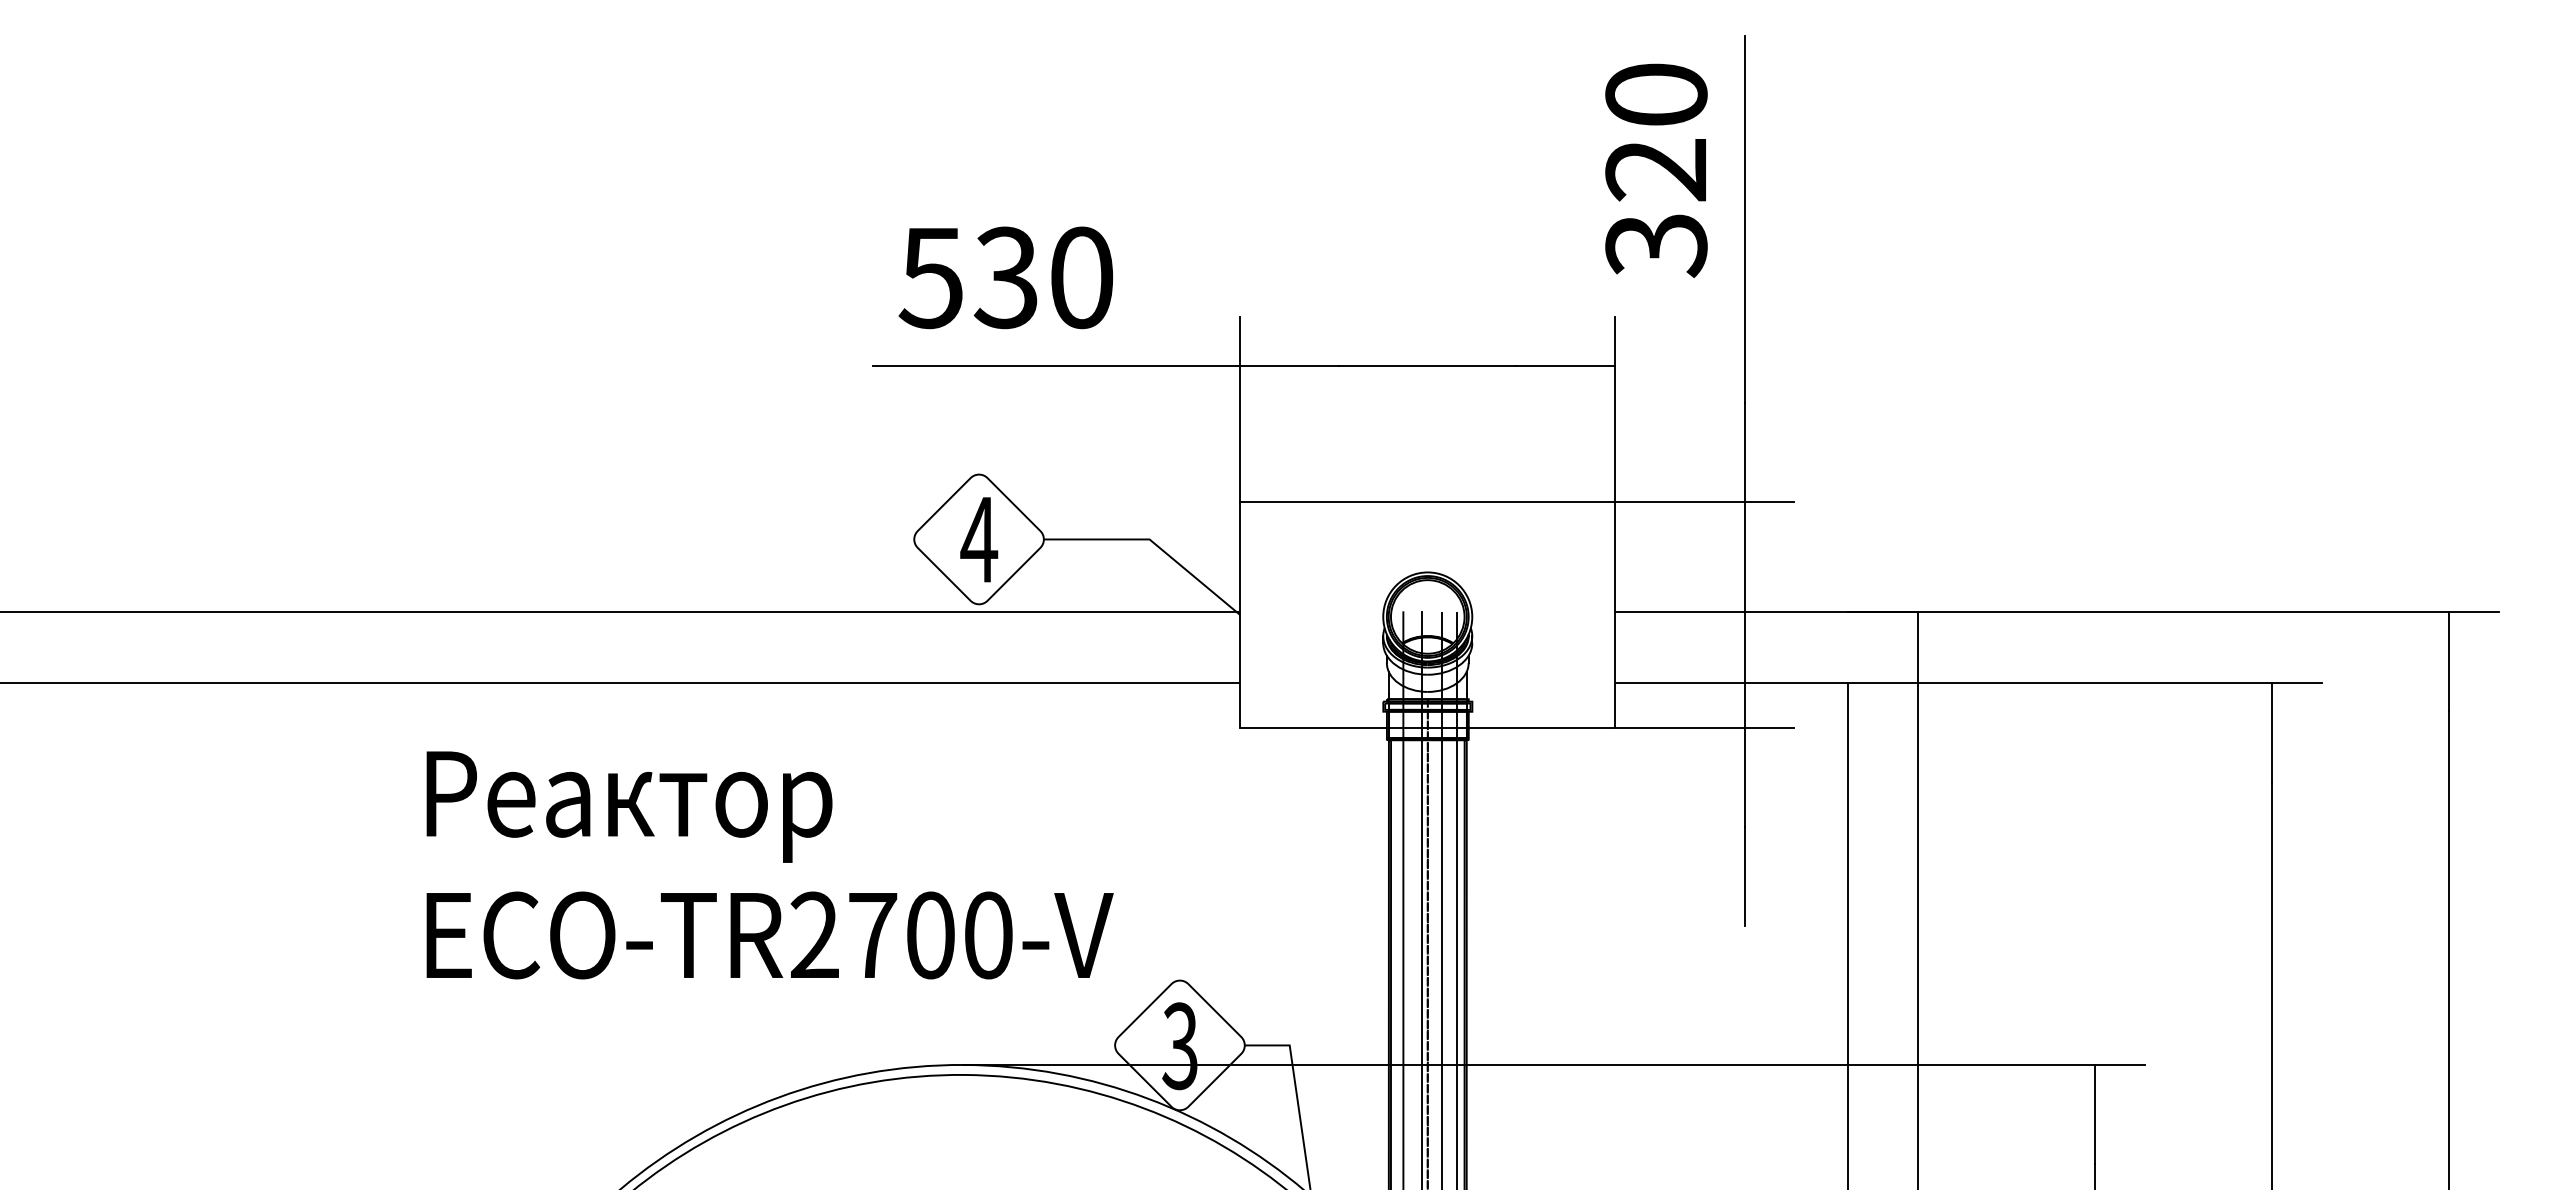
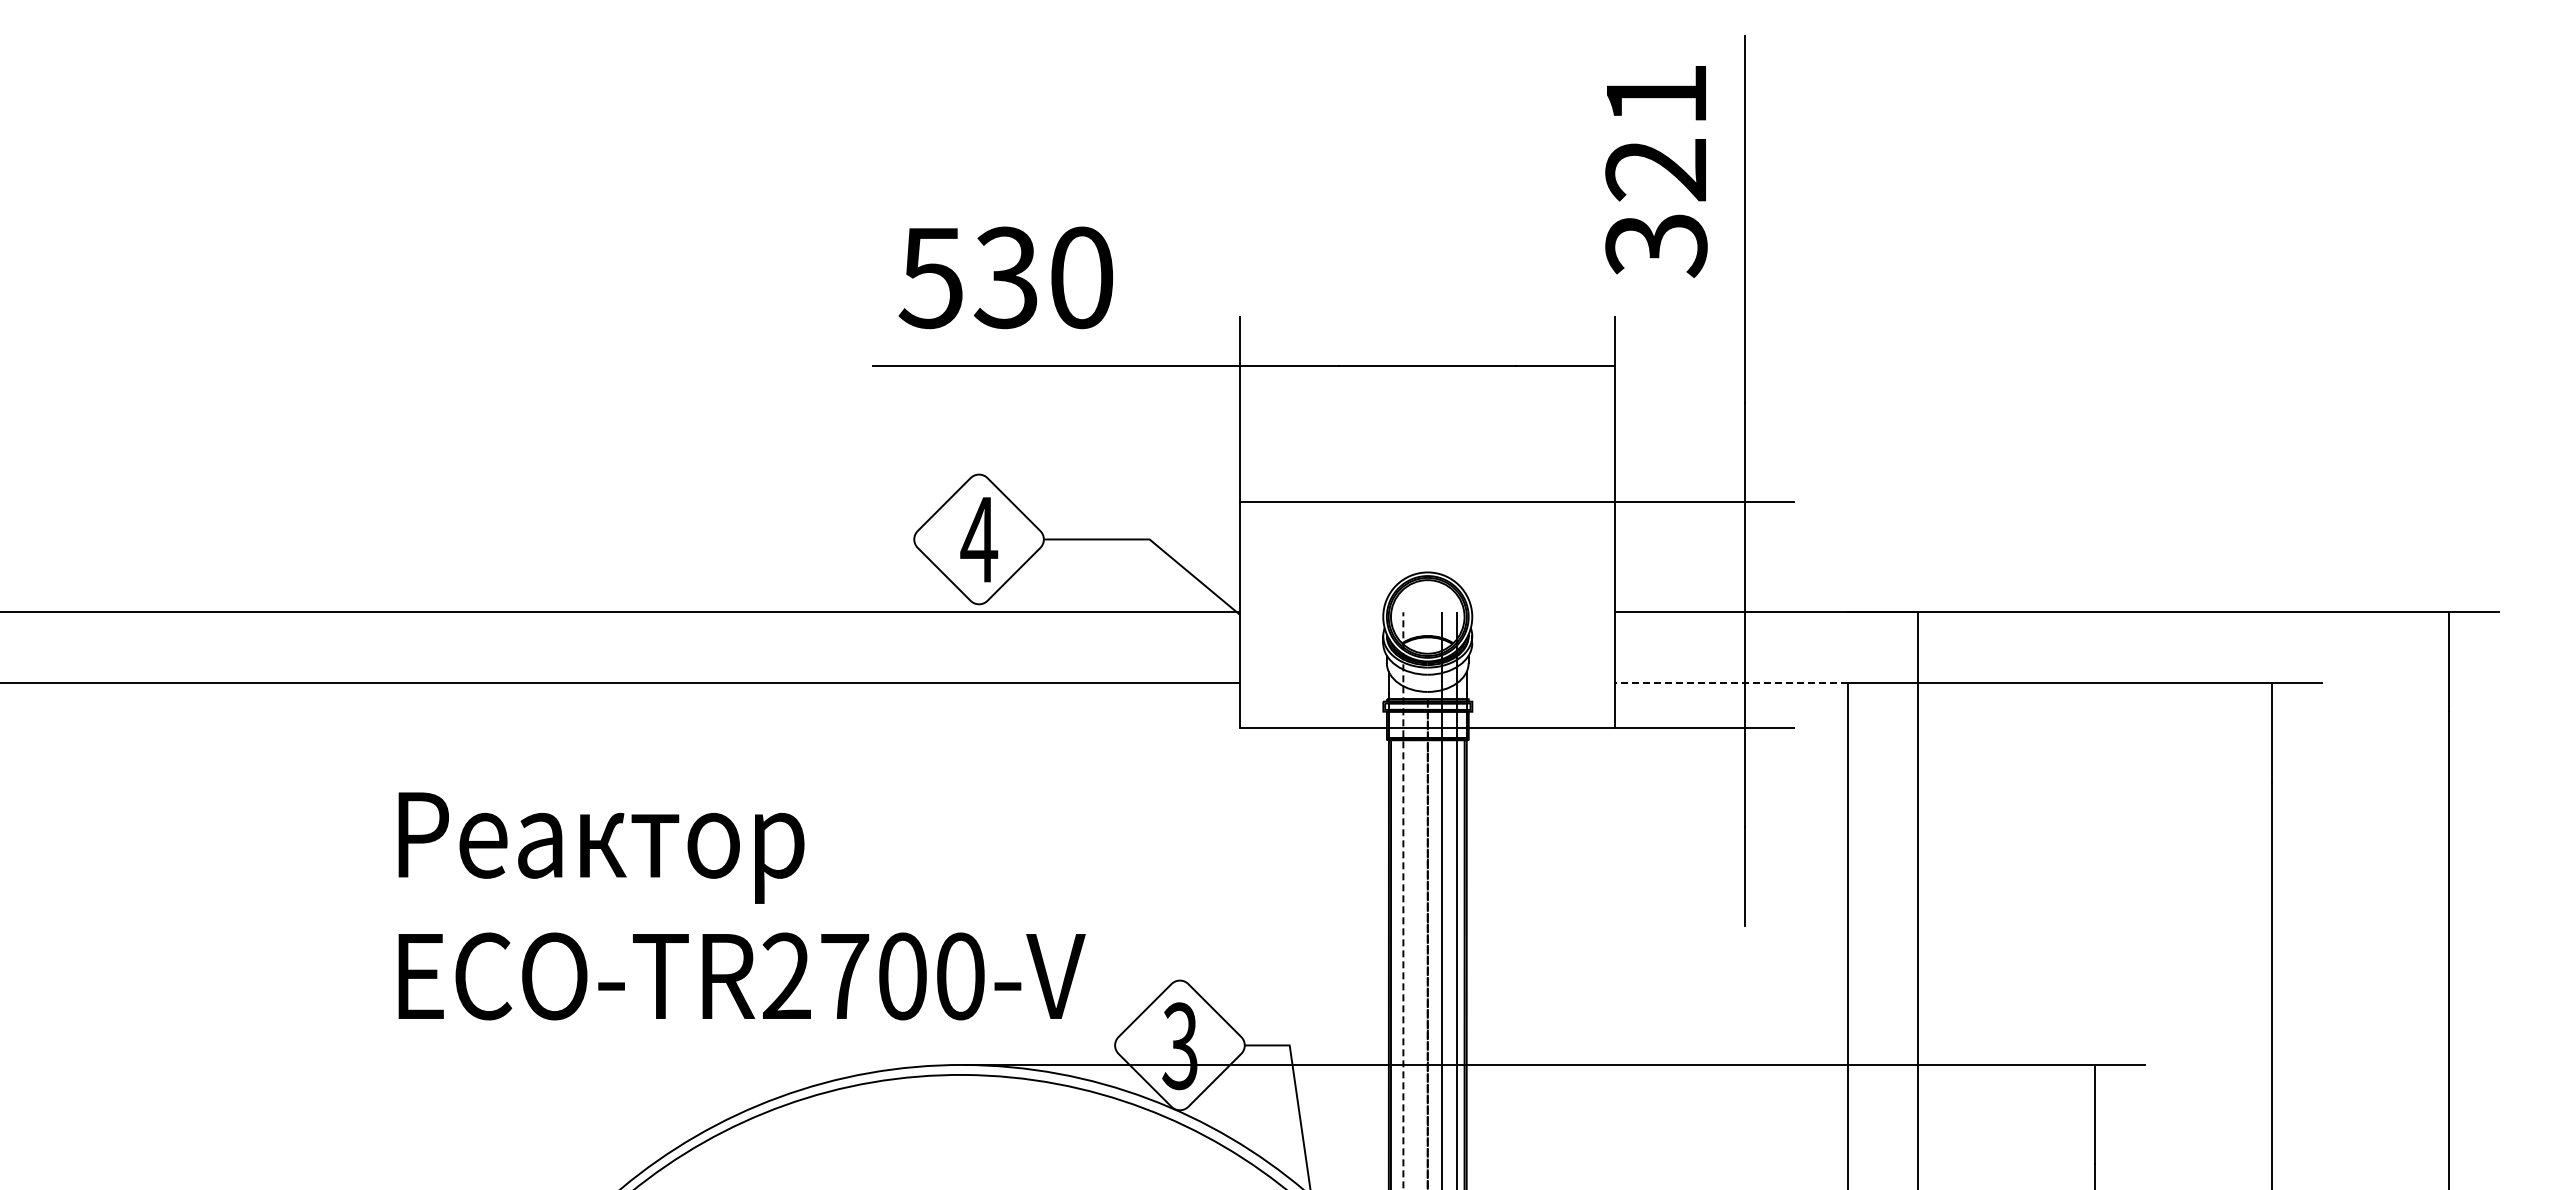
text: 320 -> 321 (1656, 94)
line: solid -> dashed (1731, 683)
text position: (769, 865) -> (741, 906) (741, 906)
line: present -> none (1422, 899)
line: solid -> dashed (1403, 900)
